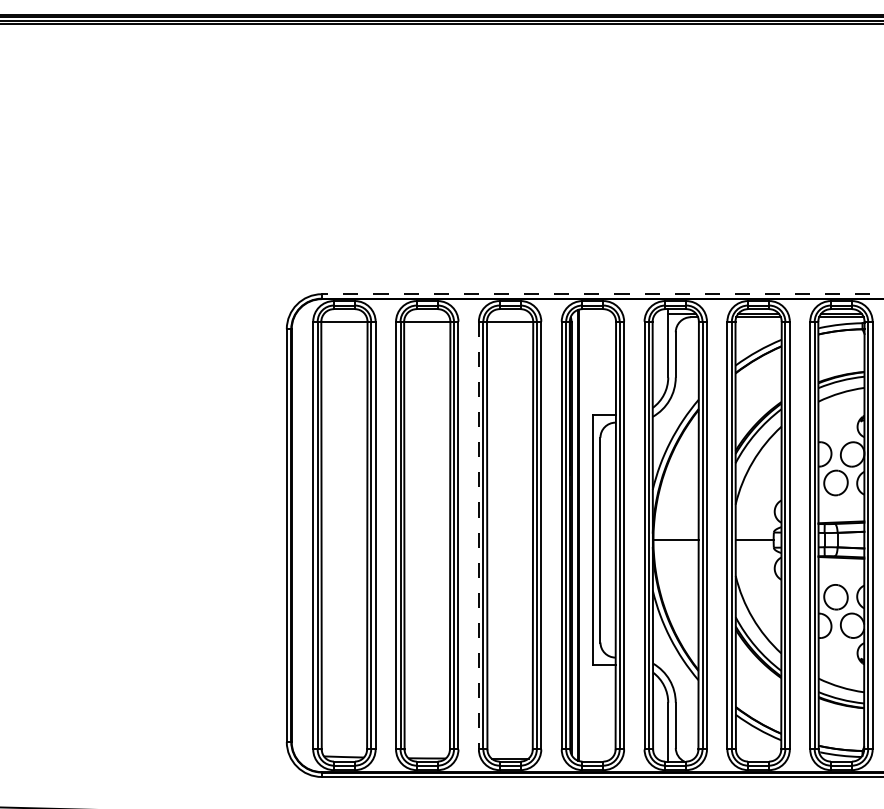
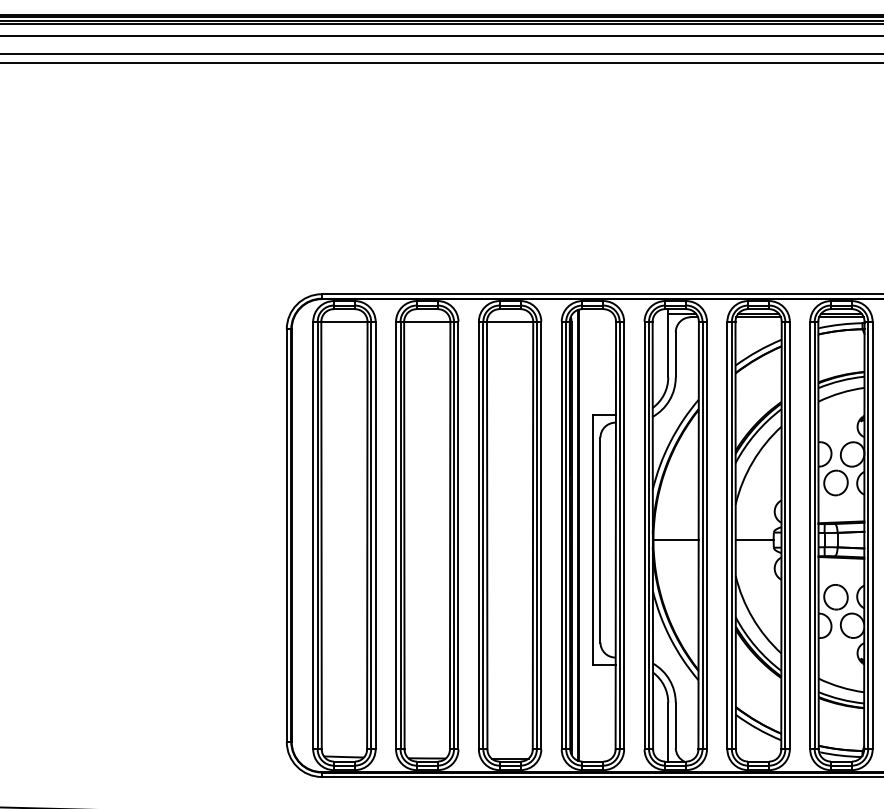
line: none -> present (441, 35)
line: none -> present (441, 54)
line: none -> present (441, 63)
line: dashed -> solid (602, 294)
line: dashed -> solid (478, 535)
